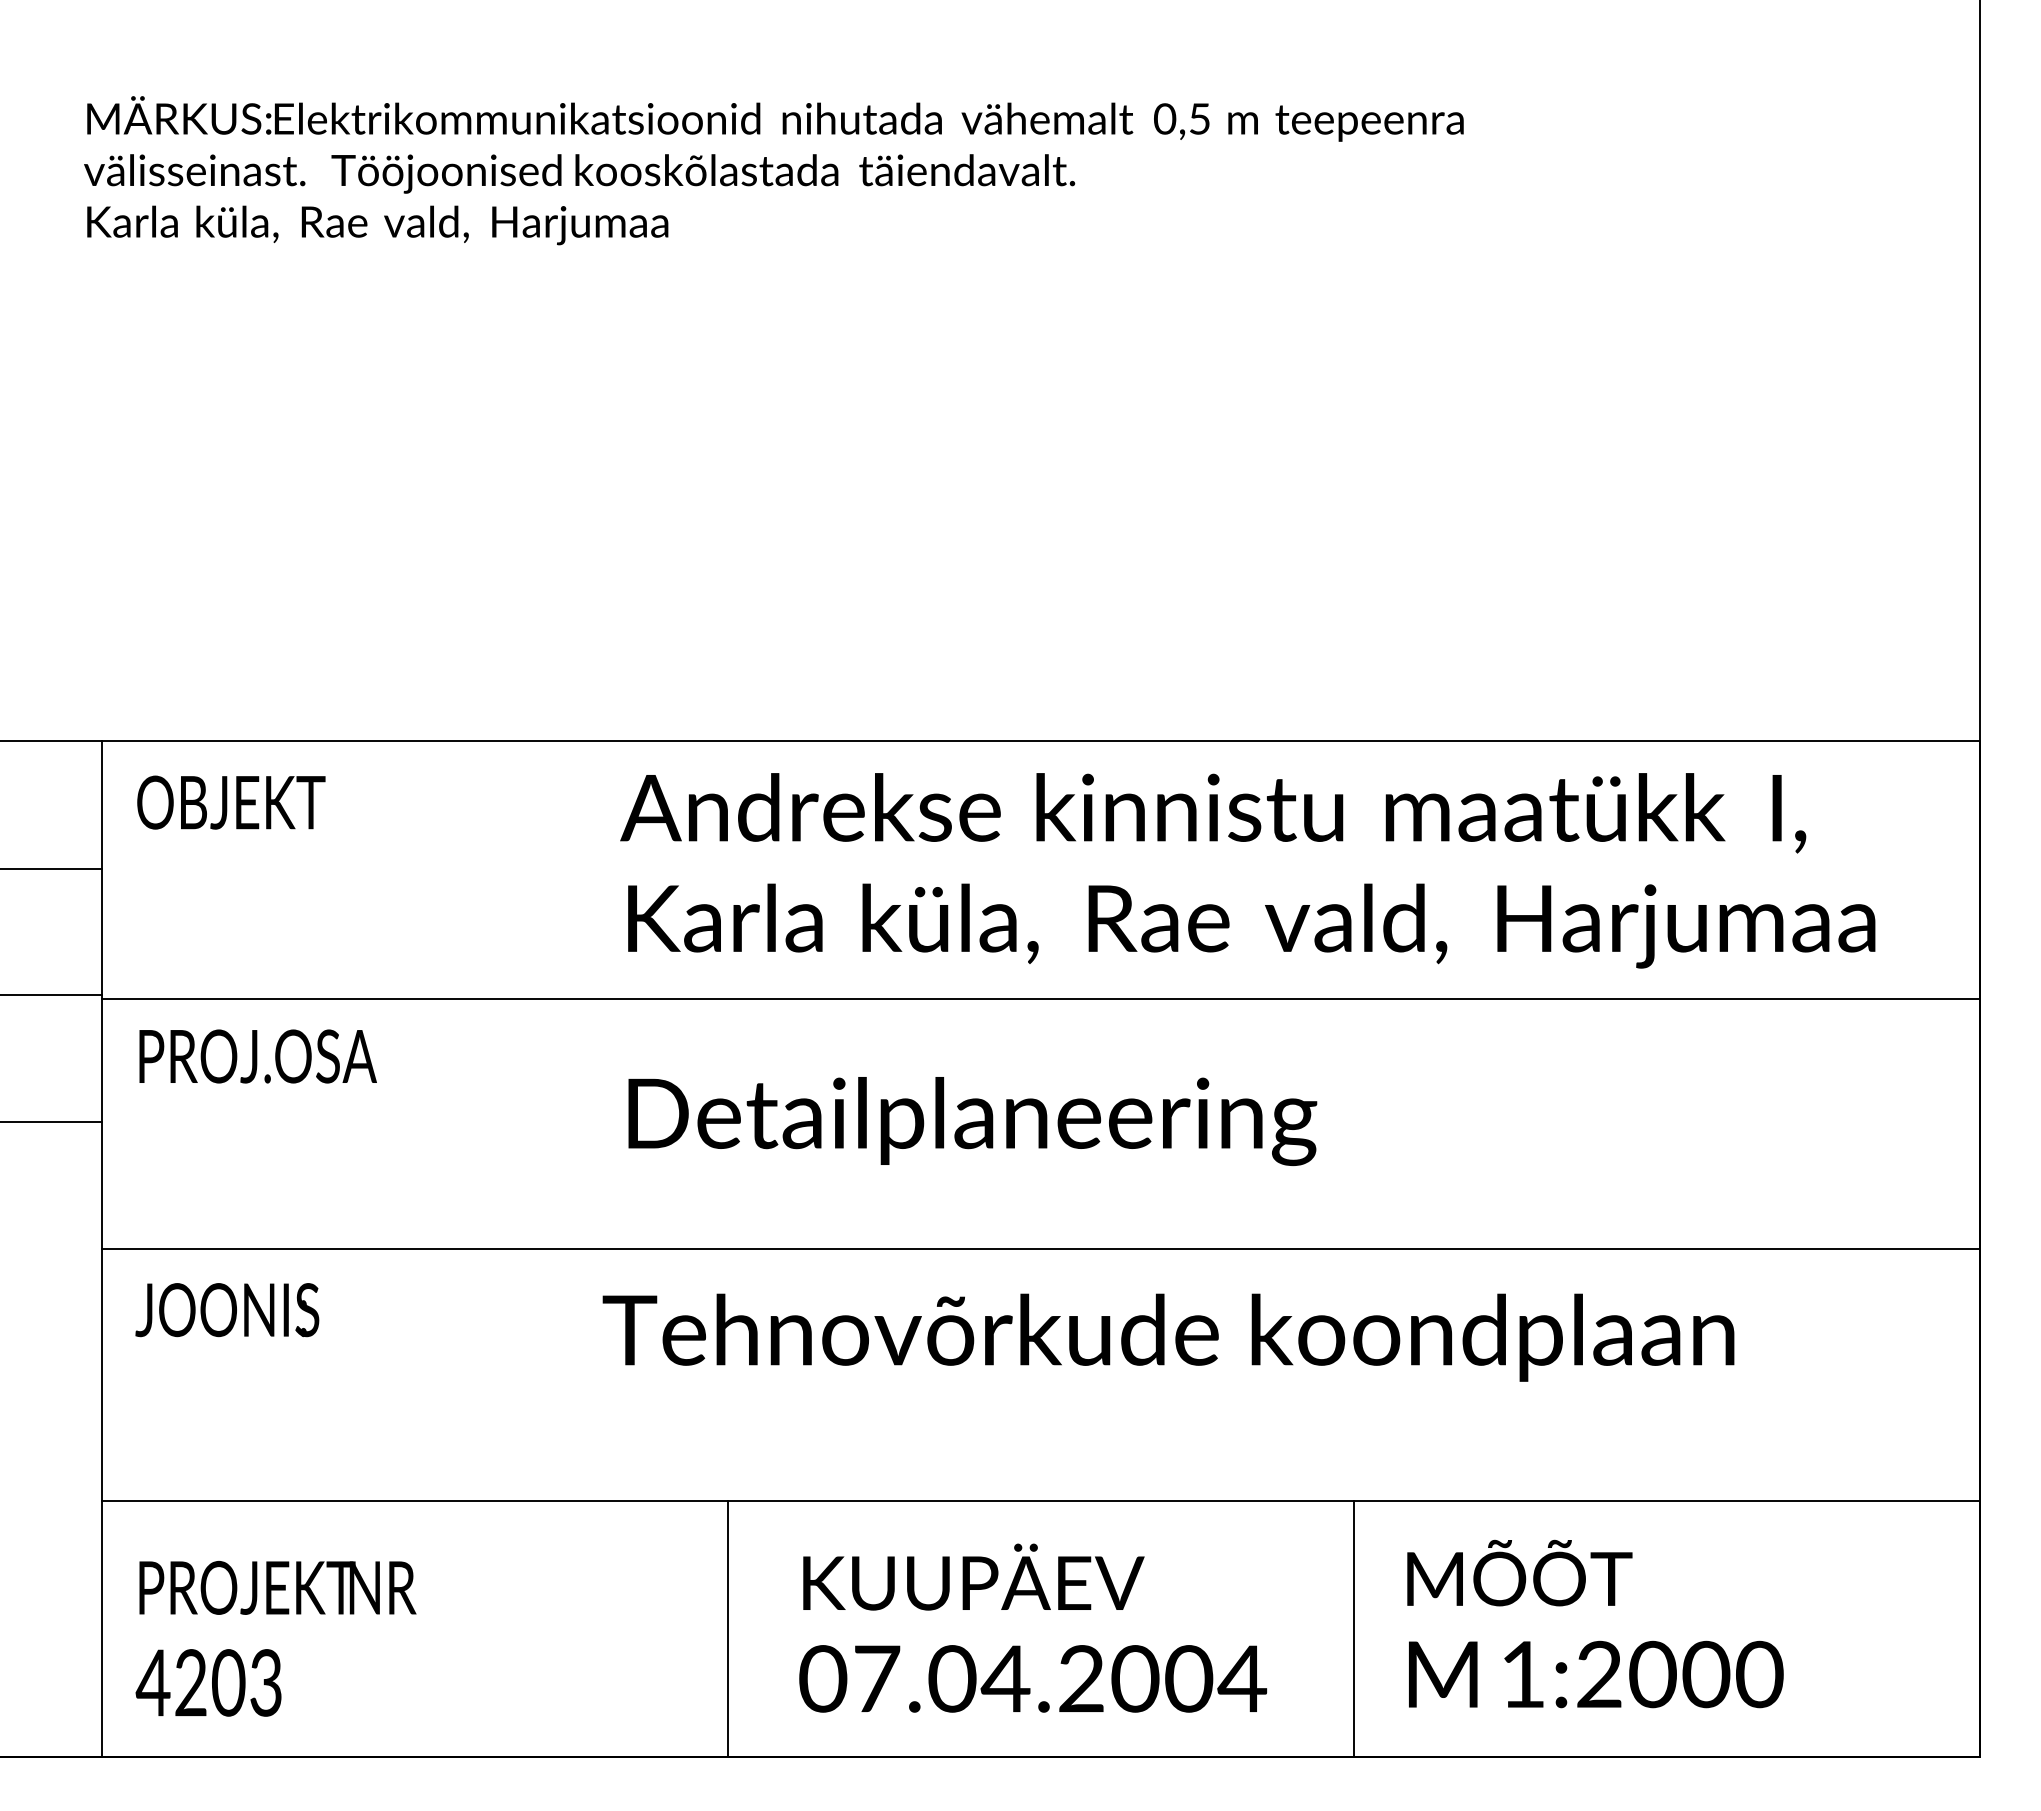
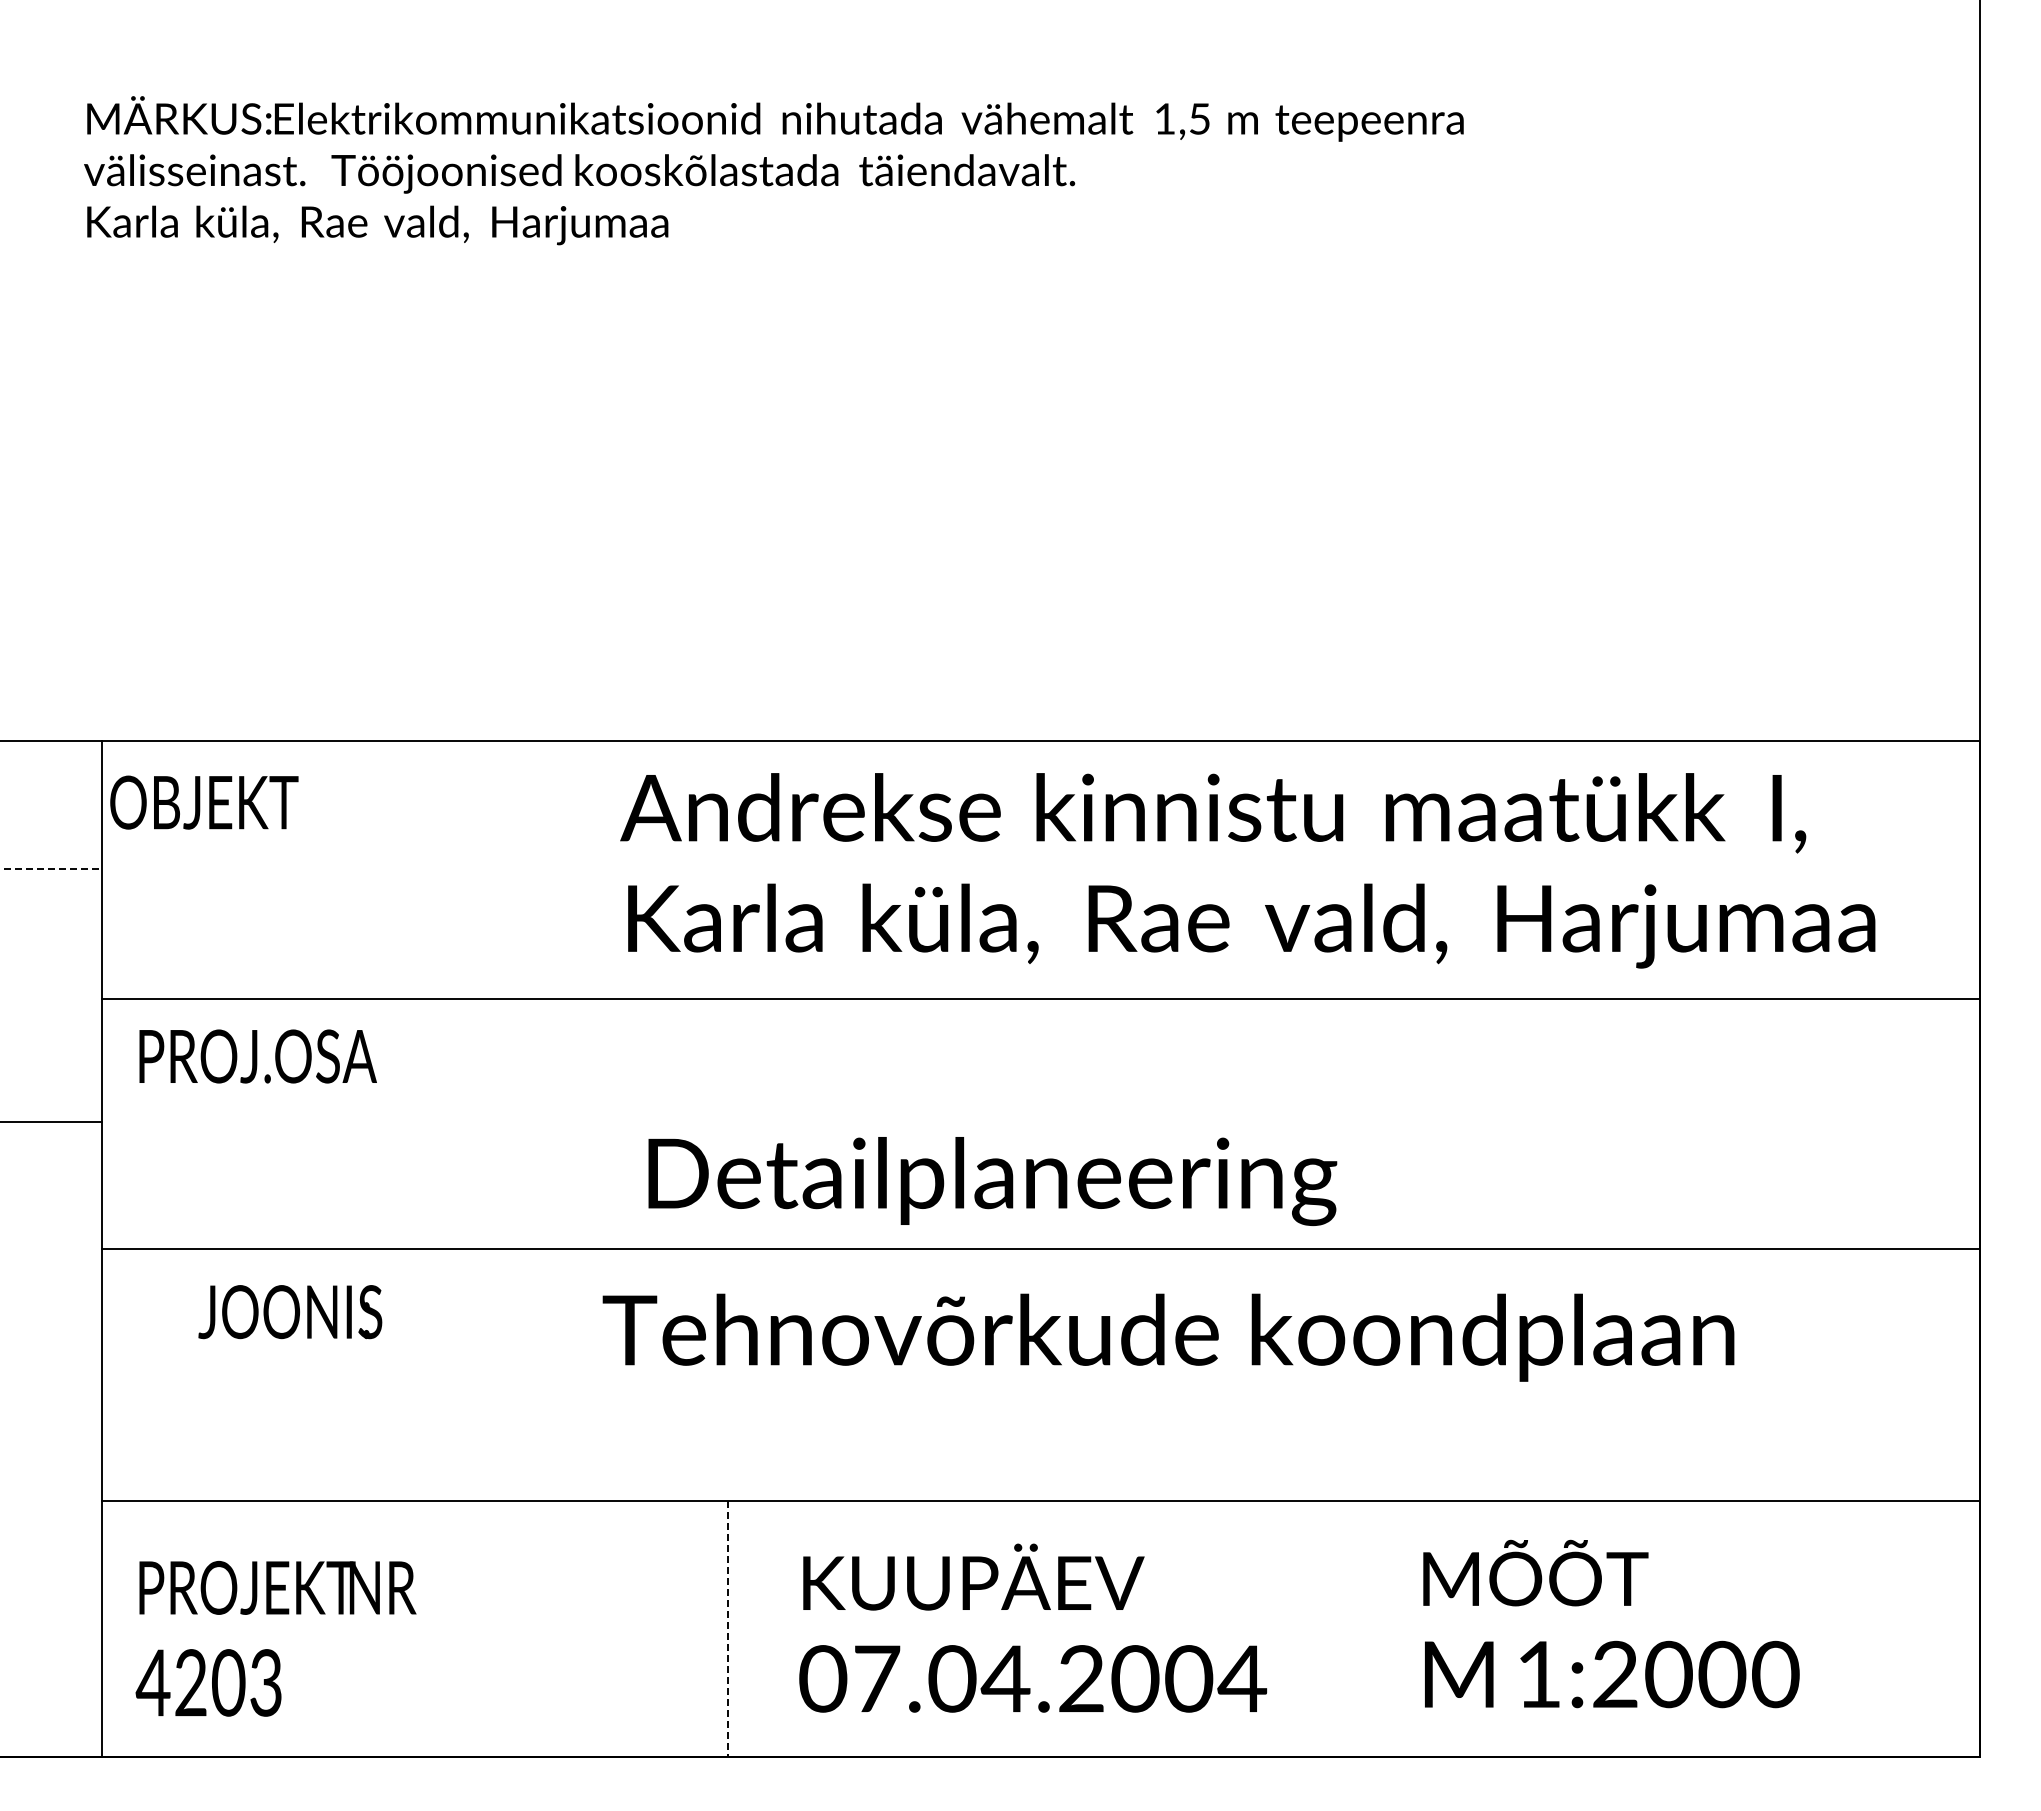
text: 0,5 -> 1,5 (1165, 118)
text position: (231, 802) -> (204, 802) (204, 802)
line: solid -> dashed (51, 868)
line: present -> none (52, 995)
text position: (972, 1121) -> (992, 1181) (992, 1181)
text position: (227, 1310) -> (290, 1312) (290, 1312)
text position: (1595, 1623) -> (1611, 1623) (1611, 1623)
line: present -> none (1353, 1628)
line: solid -> dashed (728, 1629)
